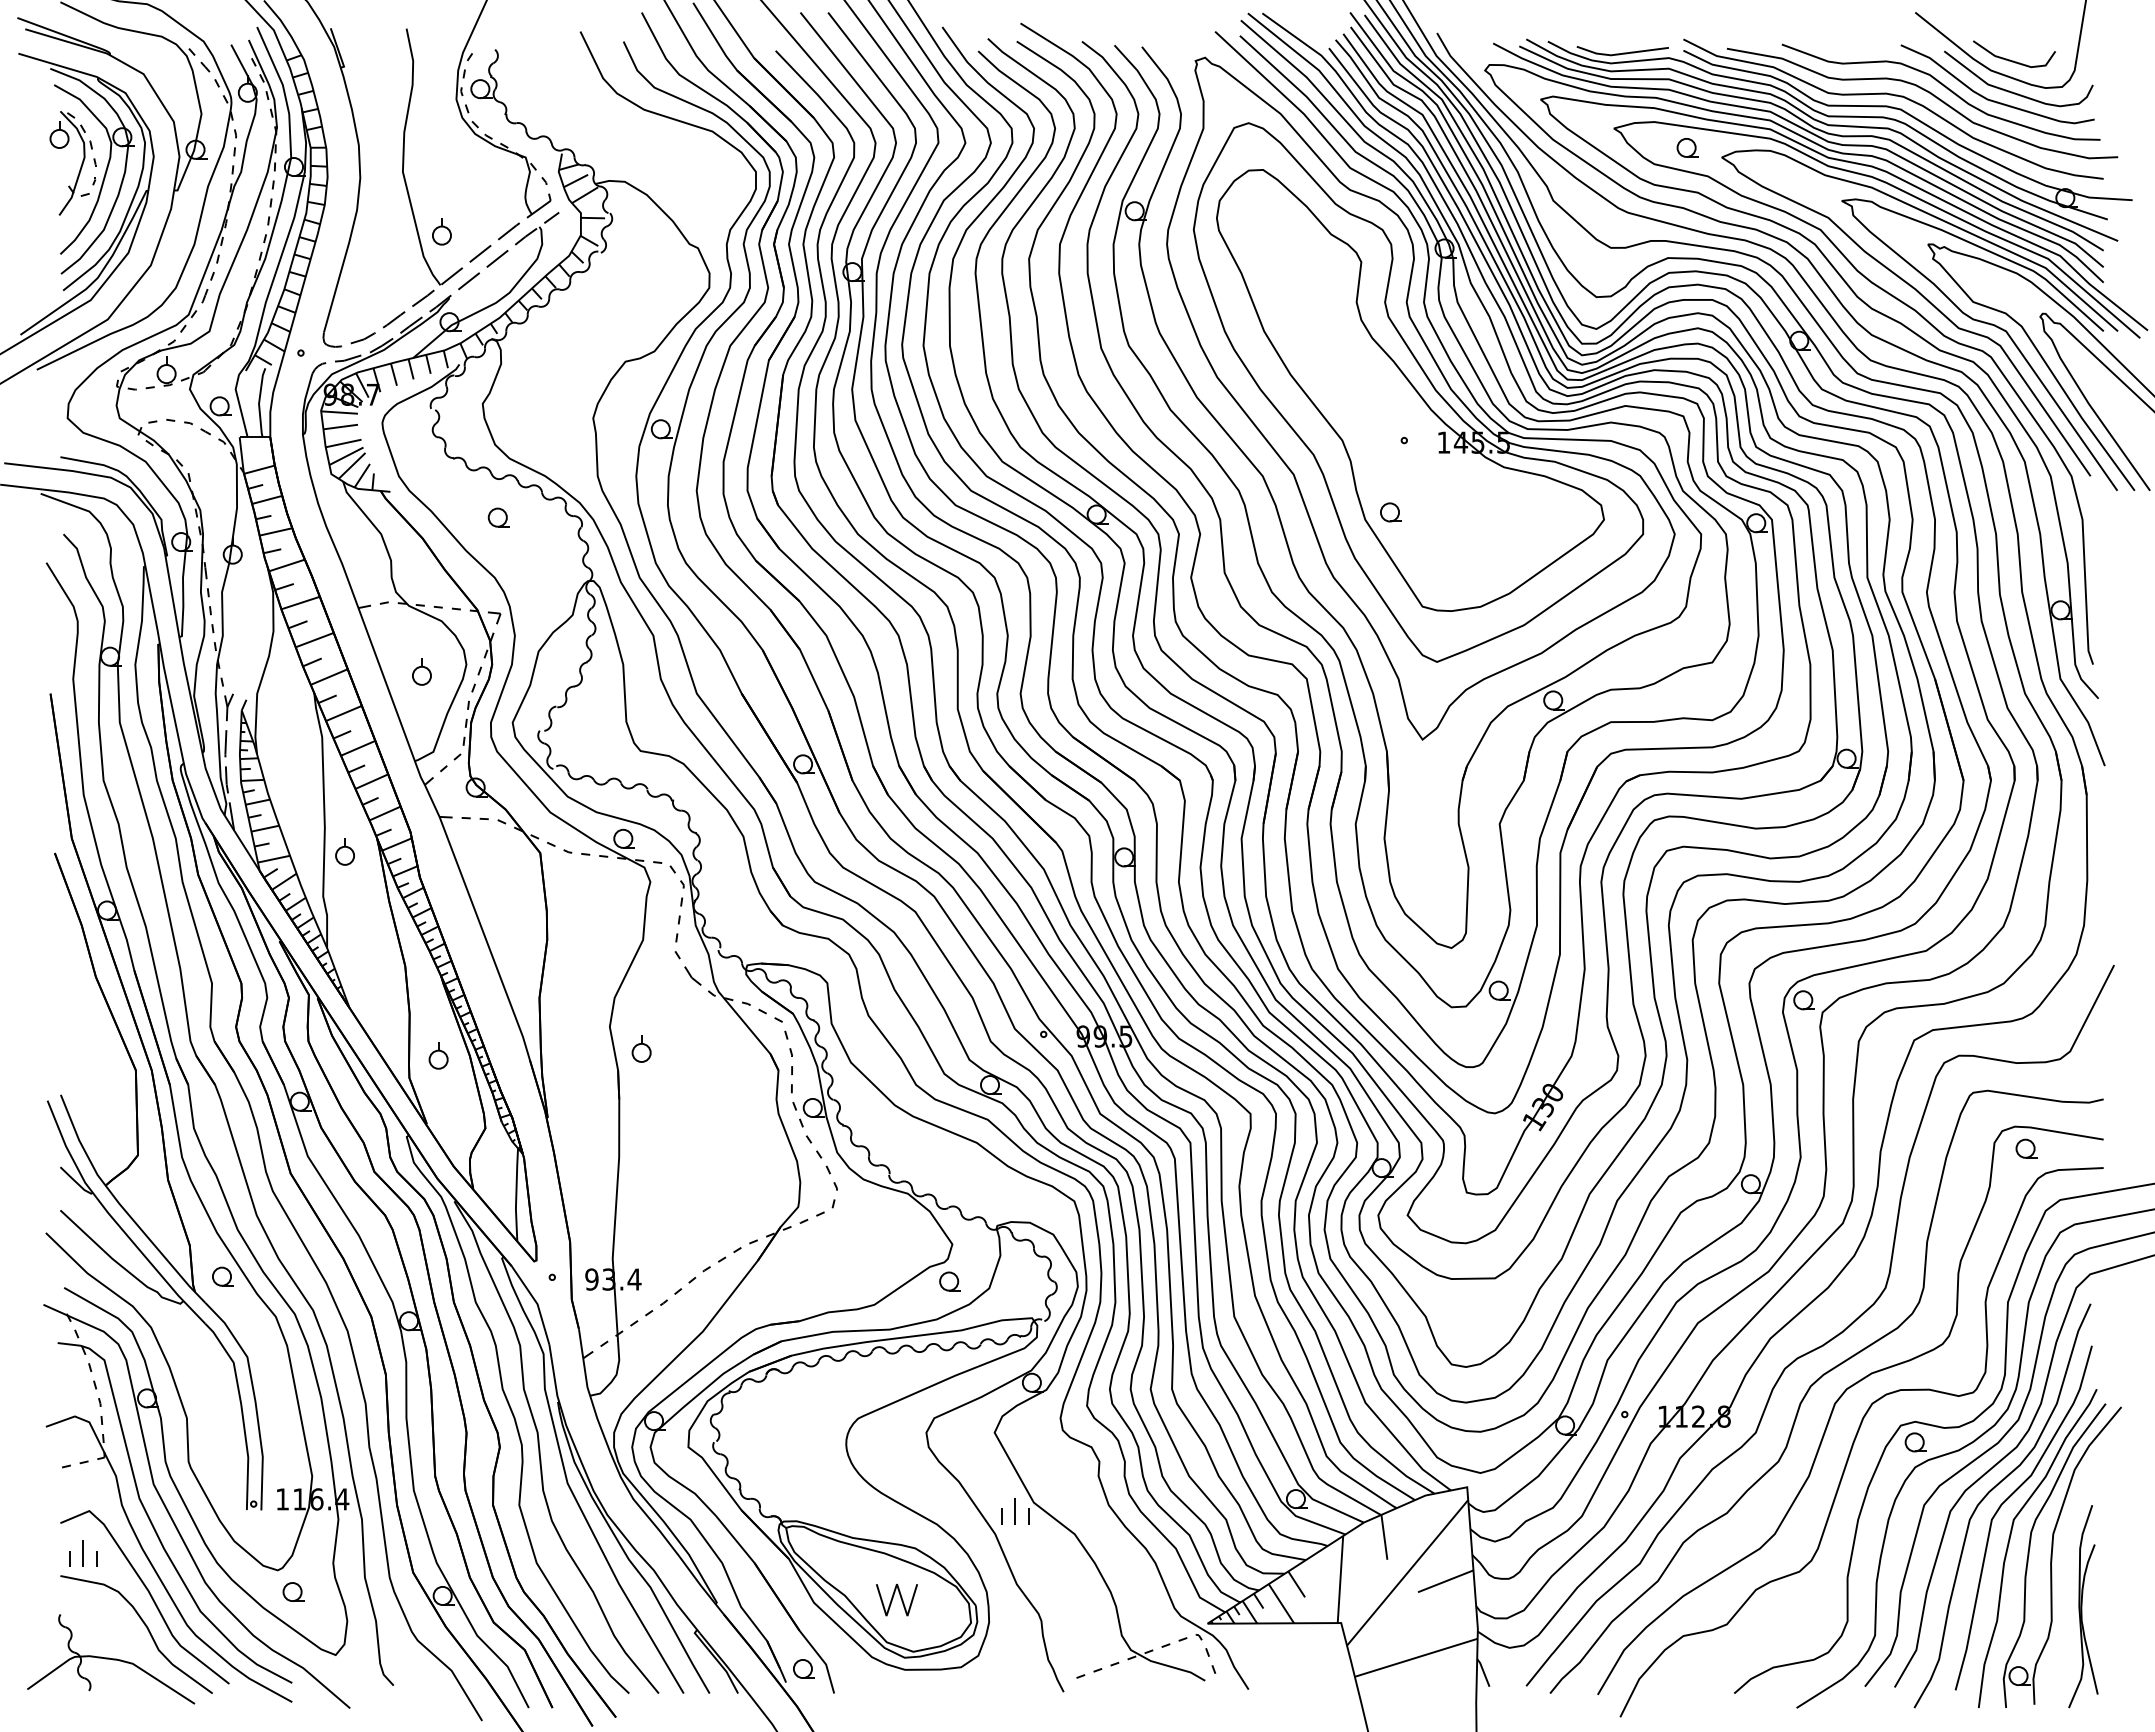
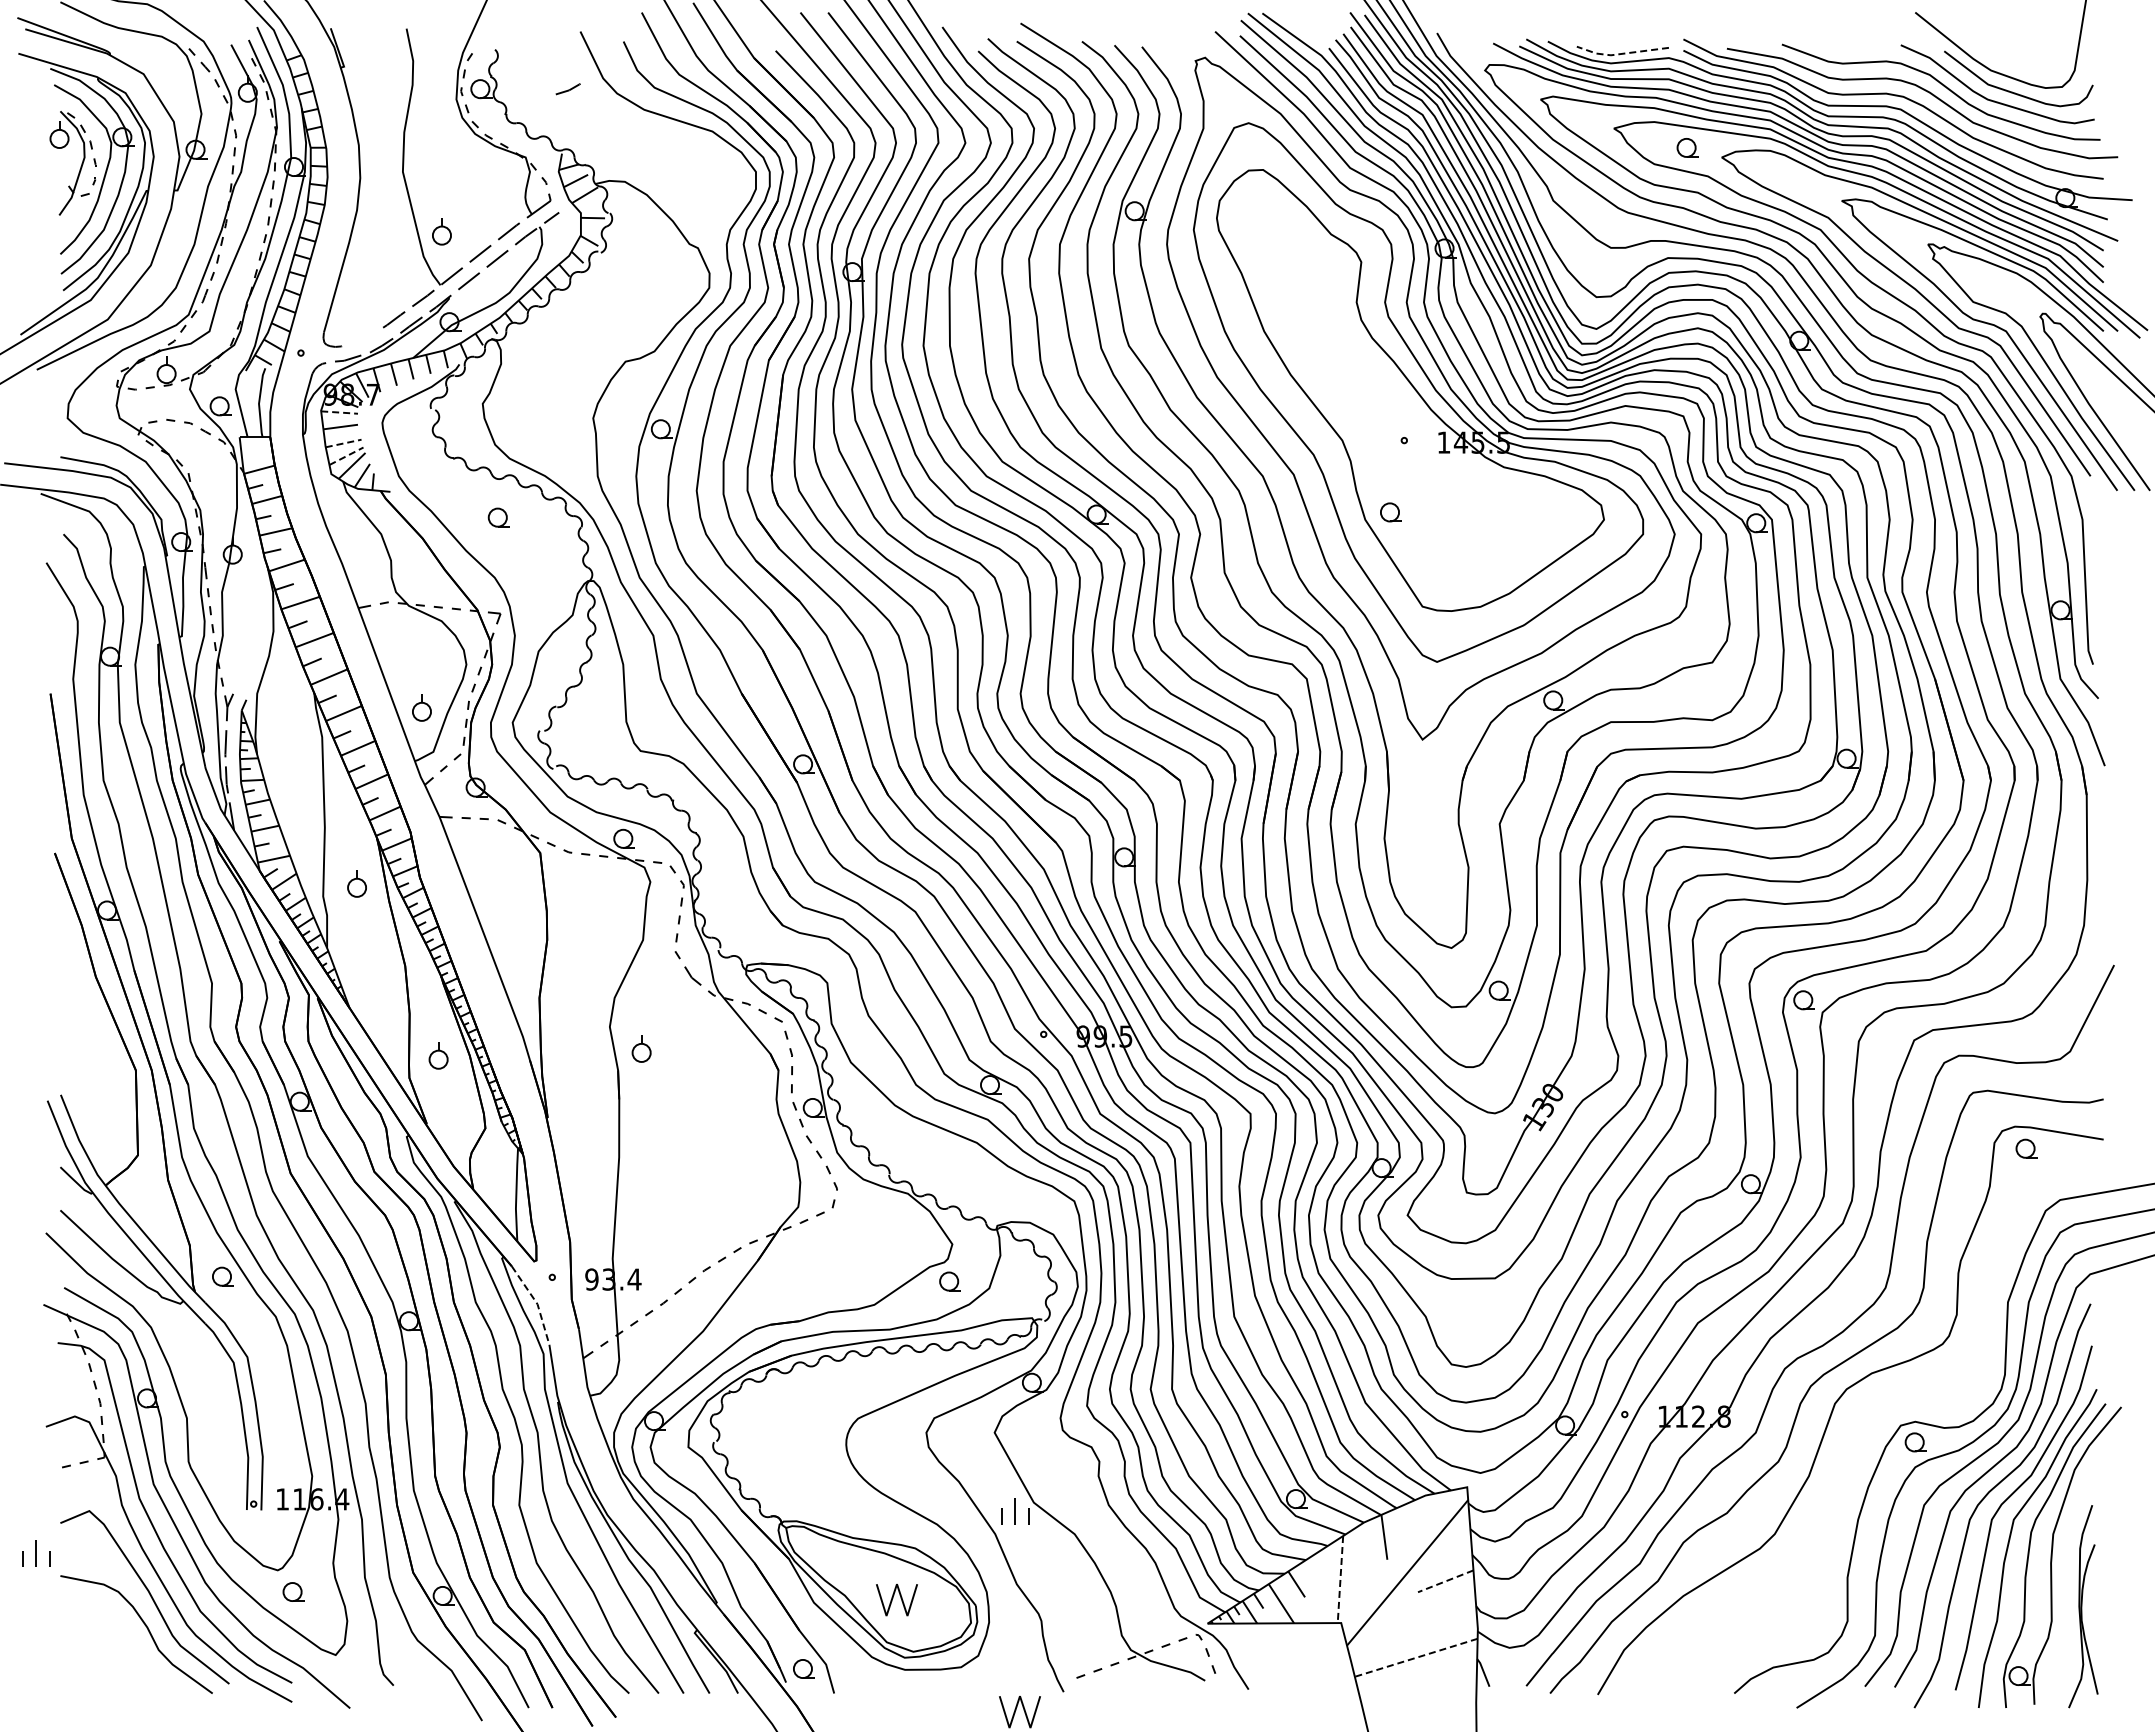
line: solid -> dashed (1620, 54)
line: present -> none (2013, 60)
part position: (362, 338) -> (567, 89) (567, 89)
line: solid -> dashed (340, 412)
line: solid -> dashed (344, 443)
line: solid -> dashed (346, 456)
part position: (421, 671) -> (421, 707) (421, 707)
part position: (344, 851) -> (356, 883) (356, 883)
line: solid -> dashed (536, 1303)
curve: present -> none (1855, 1440)
part position: (83, 1553) -> (36, 1553) (36, 1553)
line: solid -> dashed (1340, 1579)
line: solid -> dashed (1445, 1581)
line: solid -> dashed (1415, 1657)
part: present -> none (111, 1659)
part: none -> present (1019, 1712)
